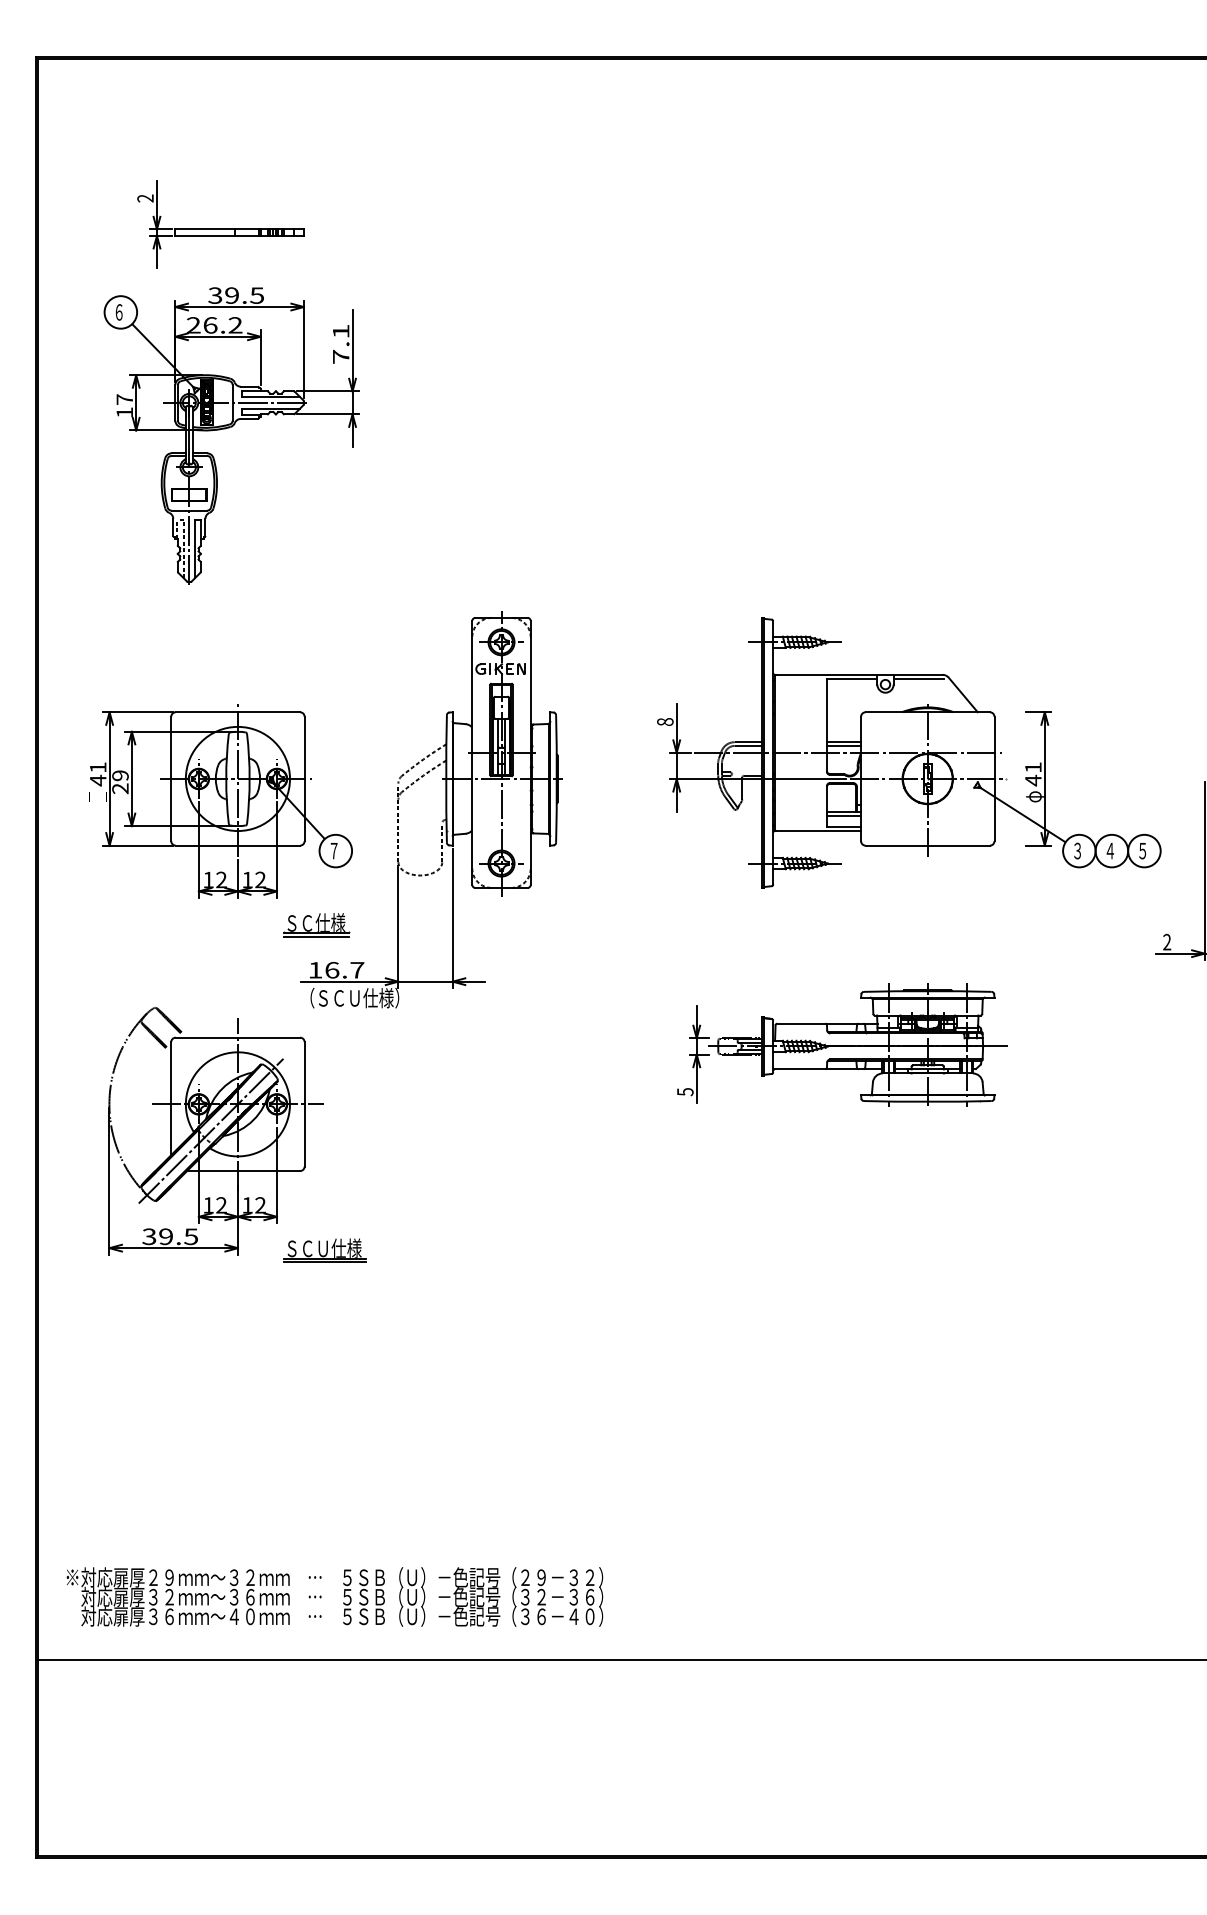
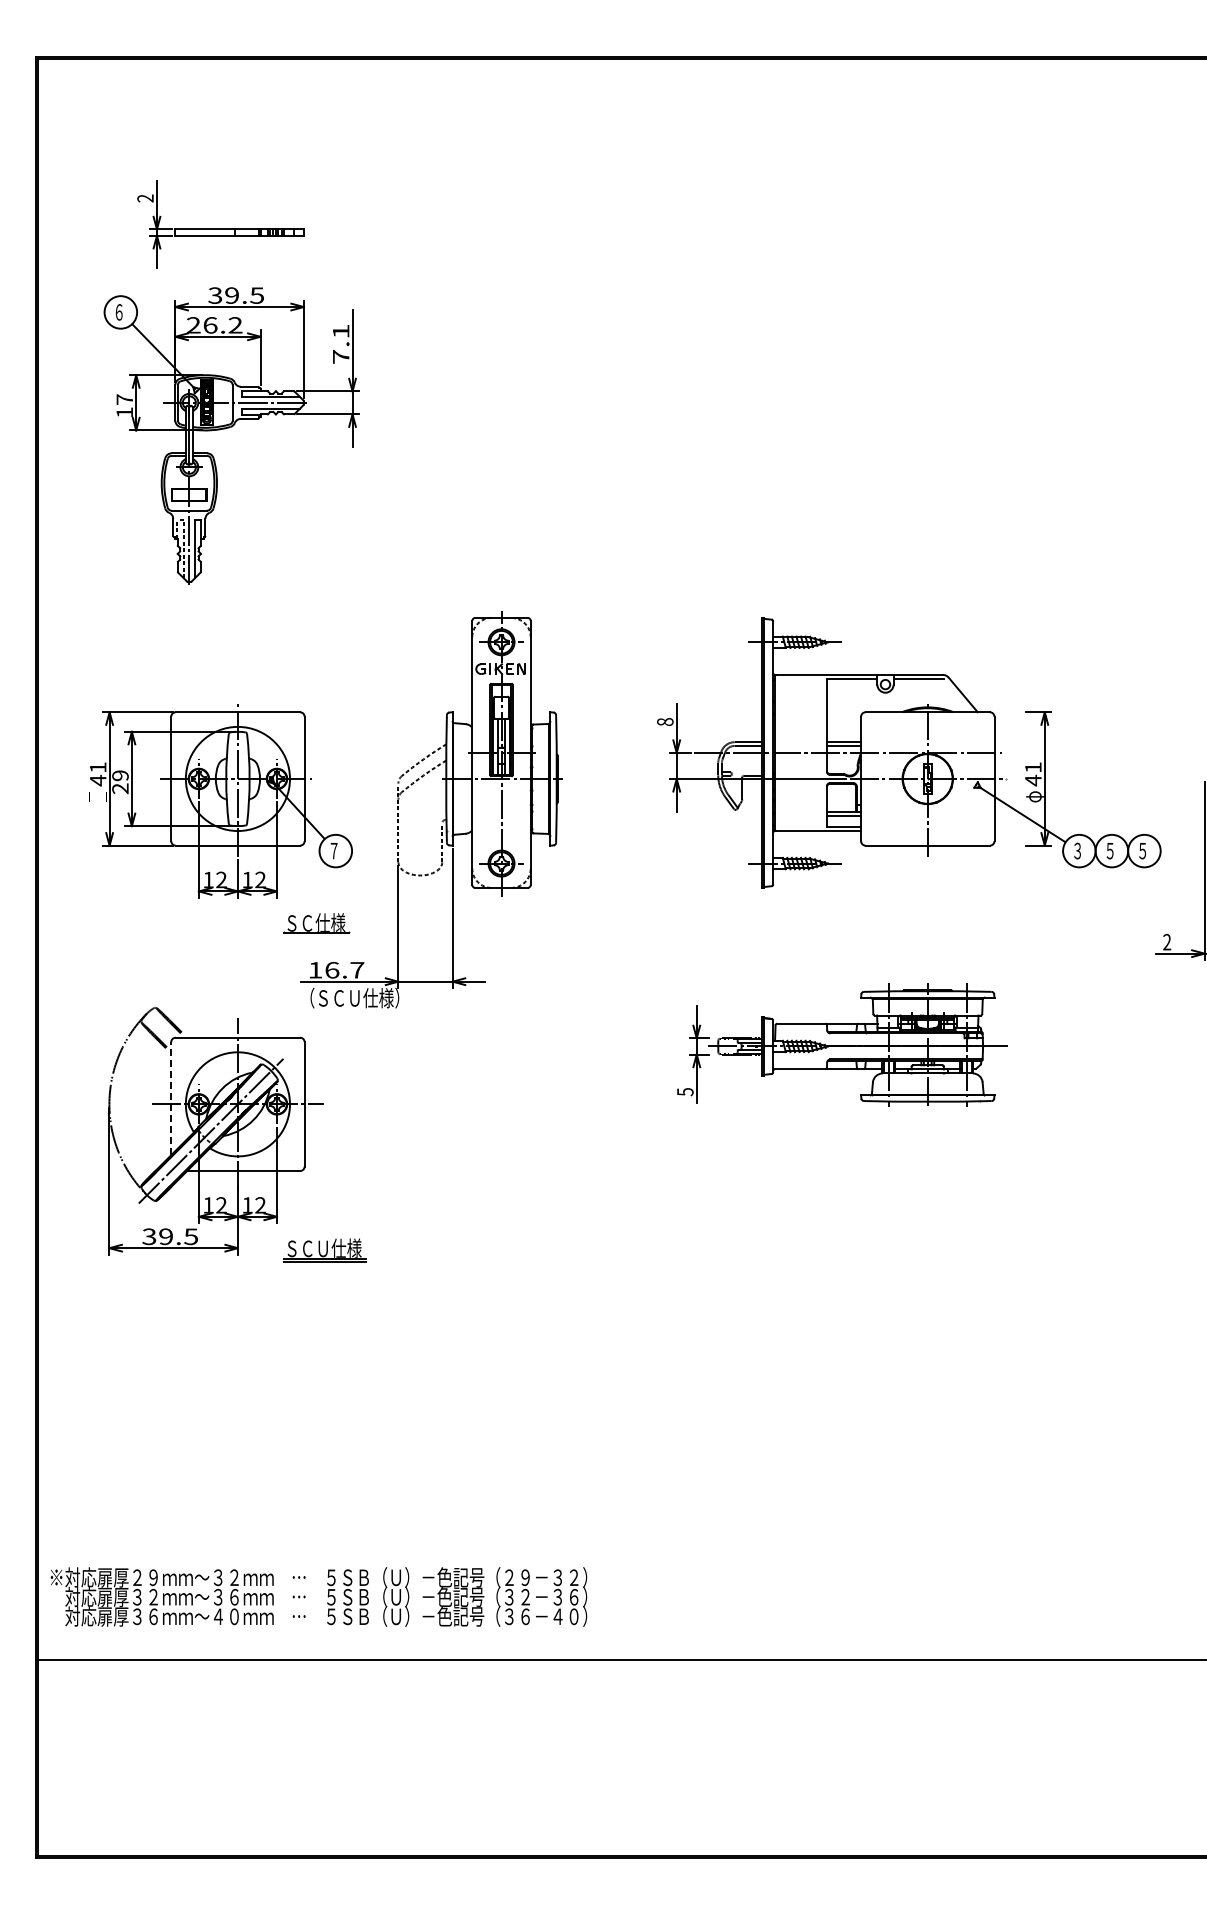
text: ４ -> ５ (1109, 851)
line: present -> none (316, 936)
line: solid -> dashed (171, 1098)
text position: (334, 1596) -> (318, 1596) (318, 1596)
